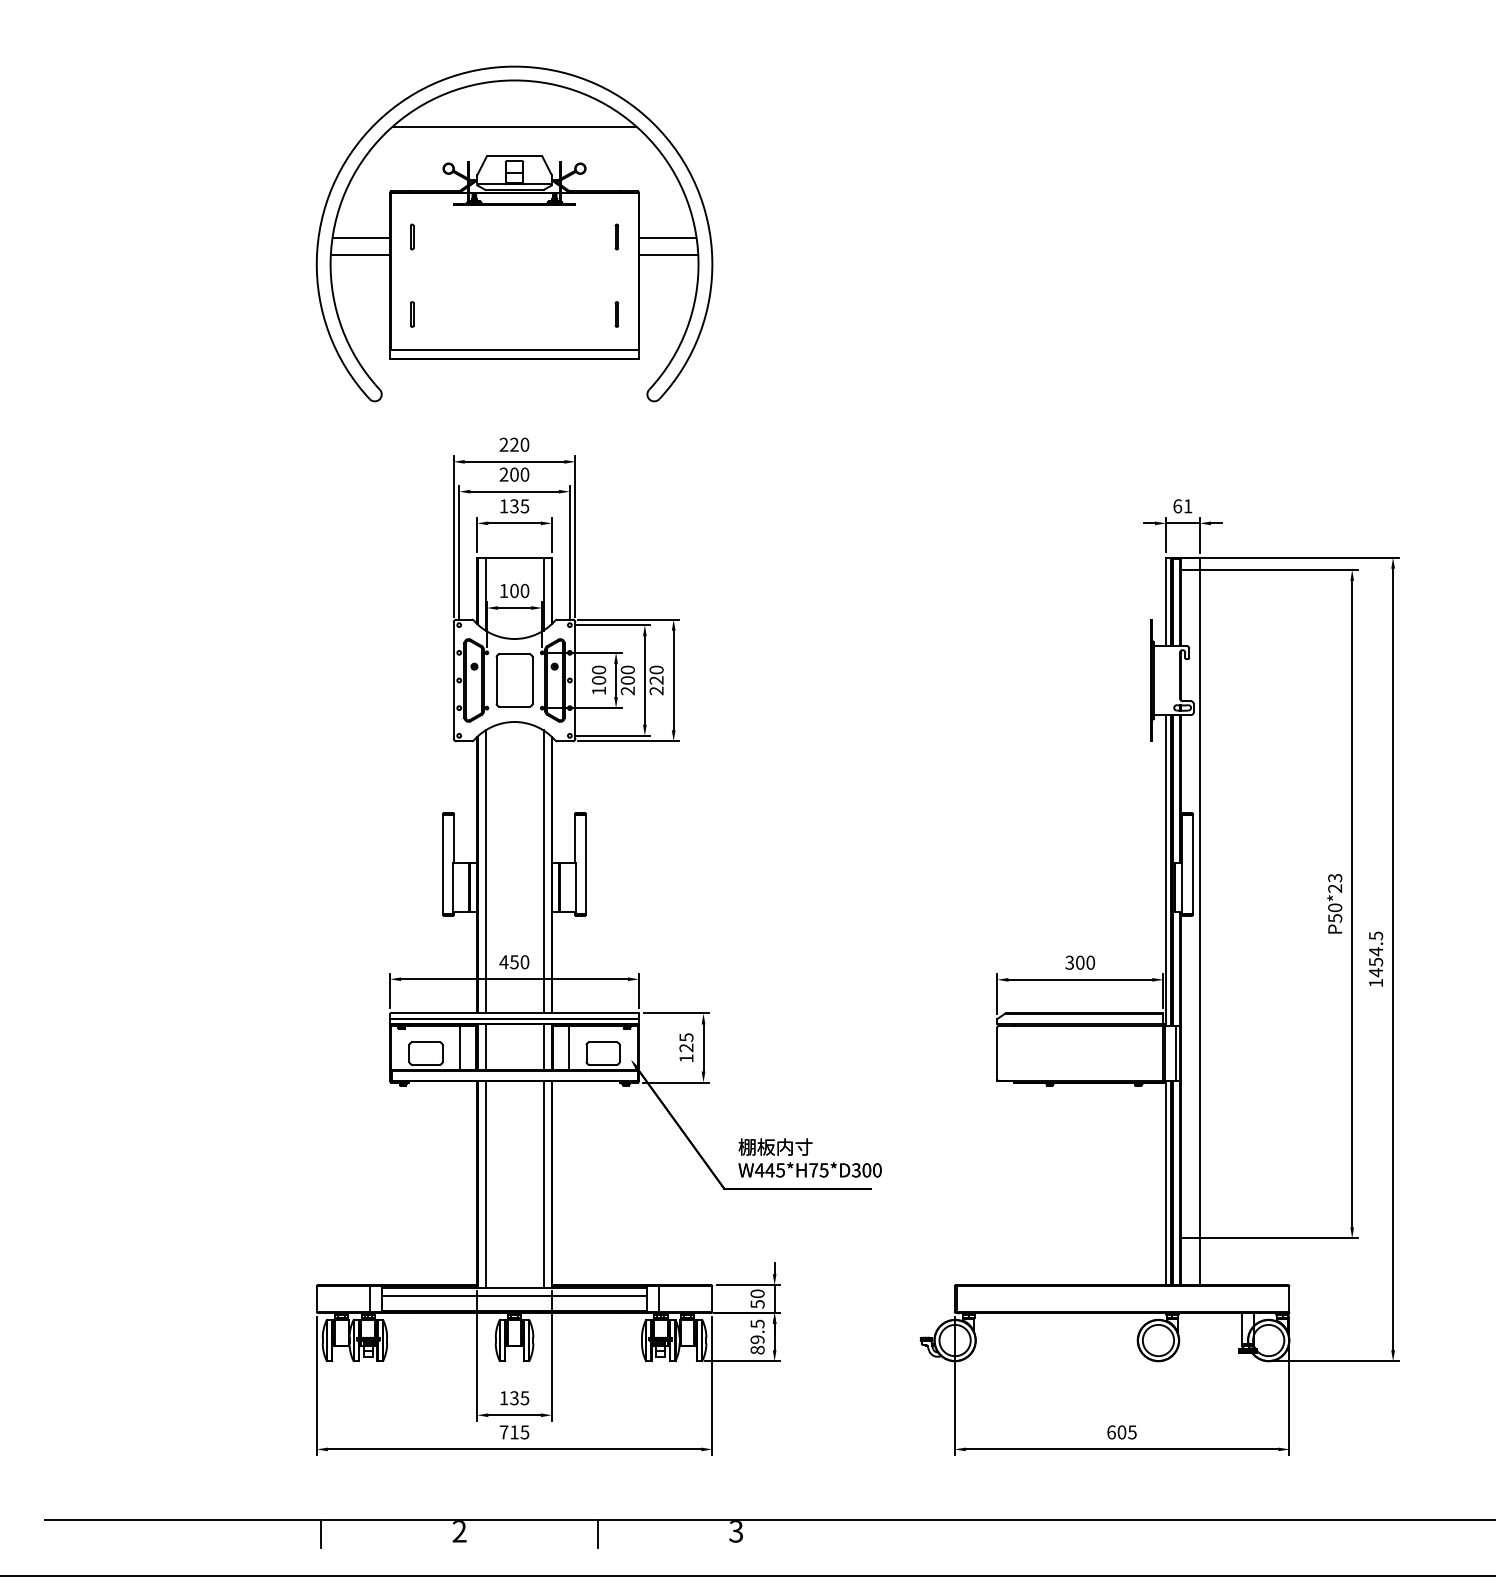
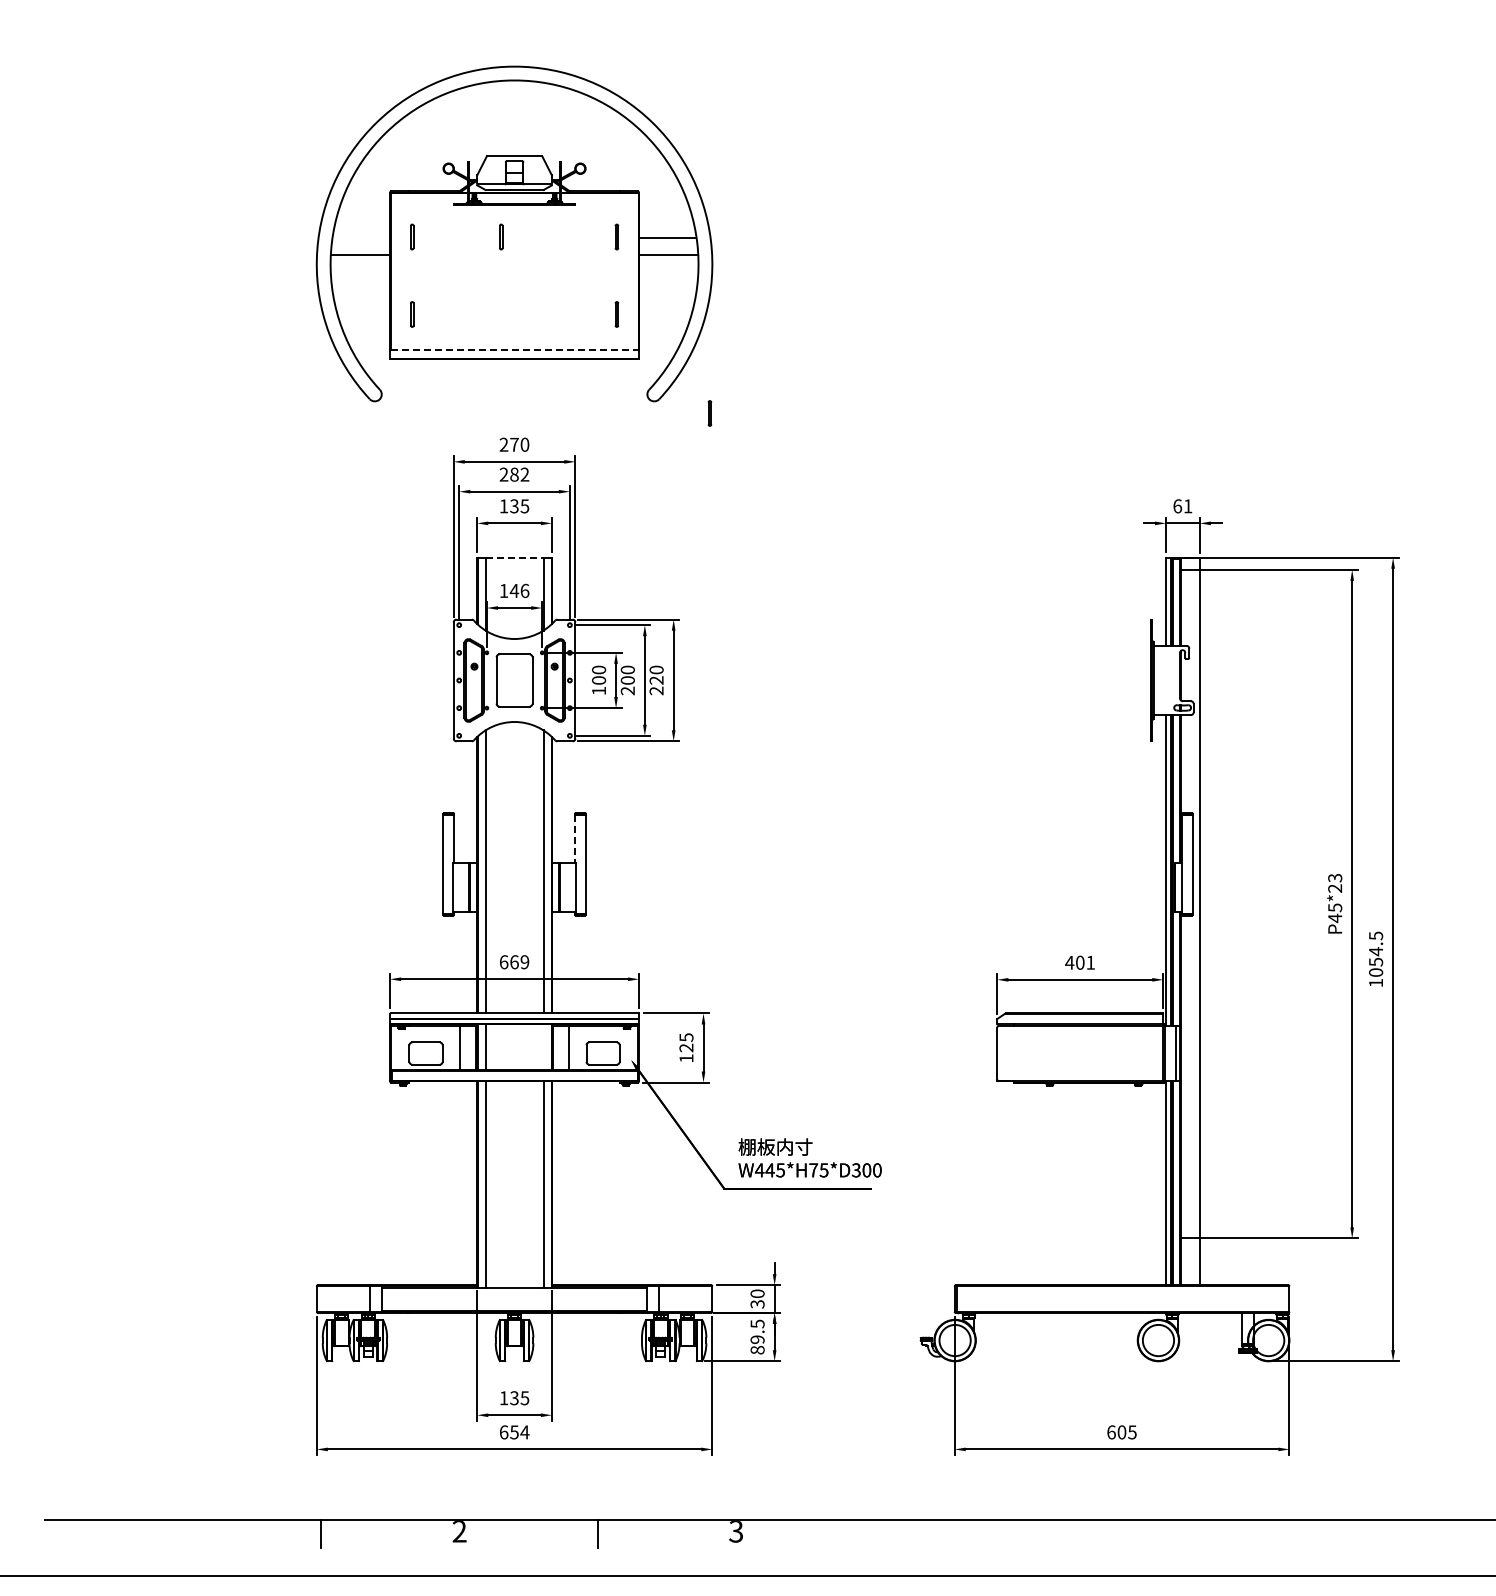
line: present -> none (514, 127)
line: none -> present (500, 236)
line: present -> none (361, 238)
line: solid -> dashed (514, 350)
part: none -> present (709, 413)
text: 220 -> 270 (514, 444)
text: 200 -> 282 (519, 474)
line: solid -> dashed (515, 557)
text: 100 -> 146 (519, 590)
line: solid -> dashed (575, 839)
text: P50*23 -> P45*23 (1335, 913)
text: 450 -> 669 (514, 962)
text: 300 -> 401 (1080, 962)
text: 1454.5 -> 1054.5 (1376, 972)
line: present -> none (543, 1047)
line: present -> none (514, 1296)
text: 50 -> 30 (757, 1304)
text: 715 -> 654 (514, 1432)
